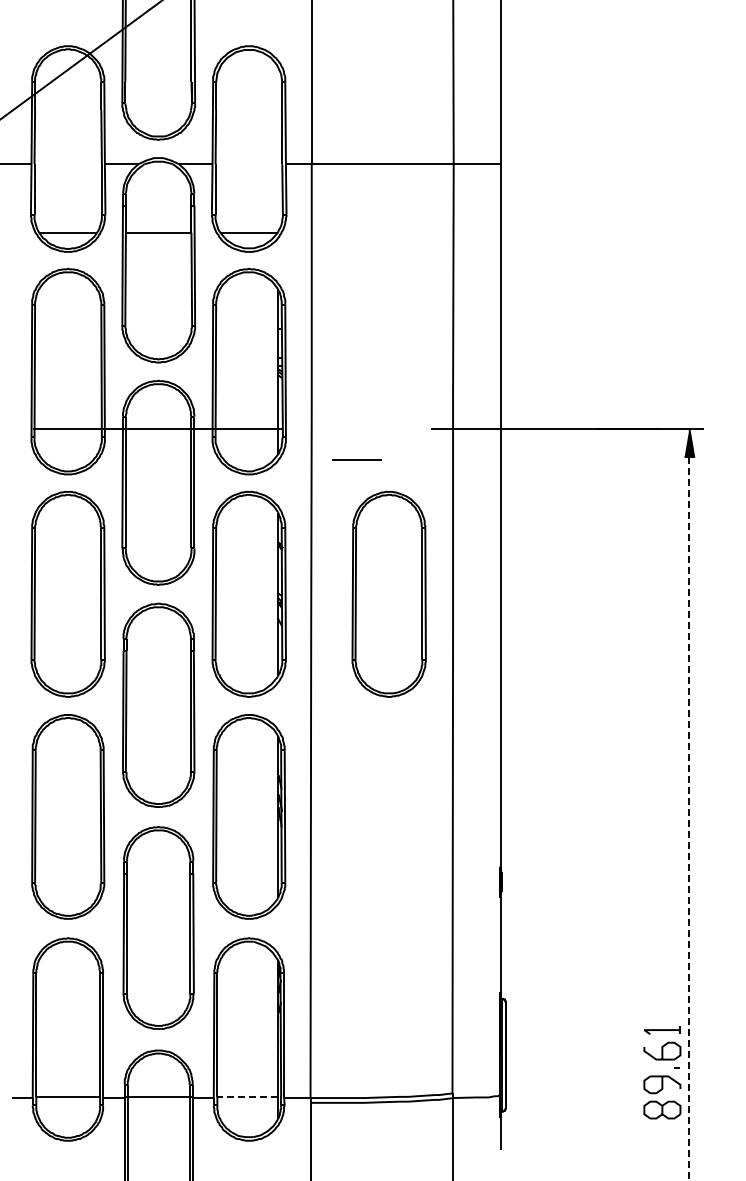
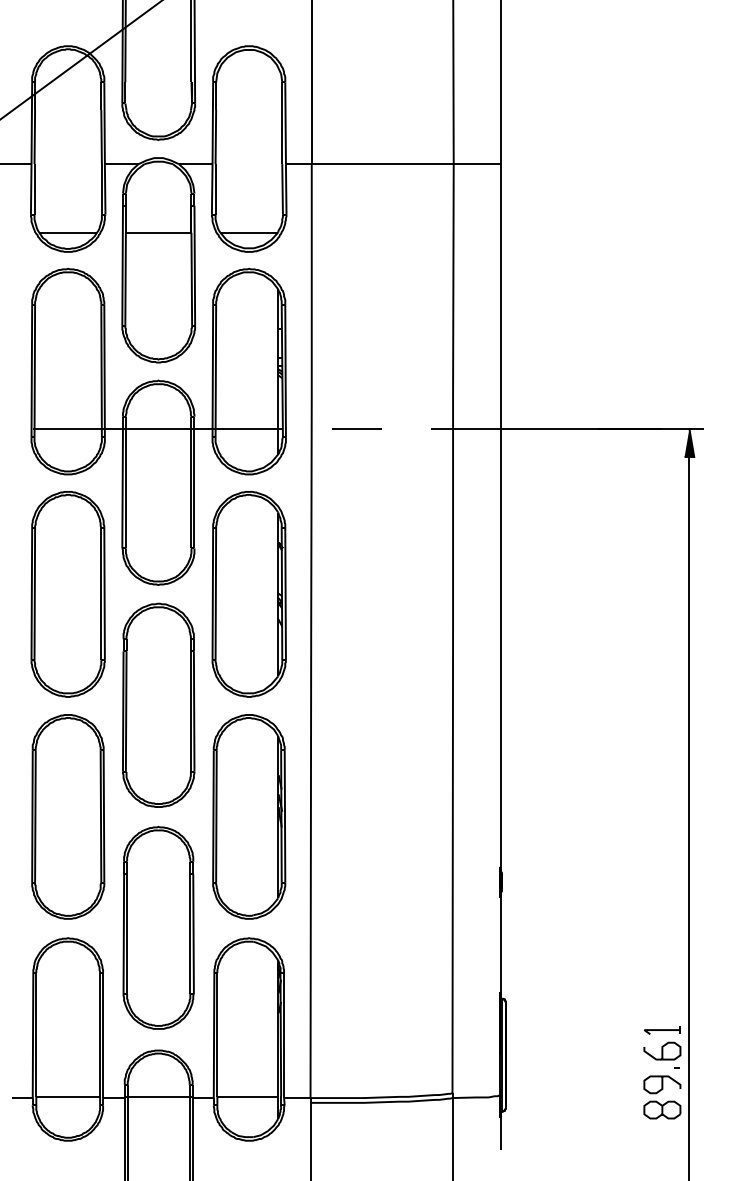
line position: (356, 459) -> (356, 428) (356, 428)
part: present -> none (388, 594)
line: dashed -> solid (689, 818)
line: dashed -> solid (247, 1096)
